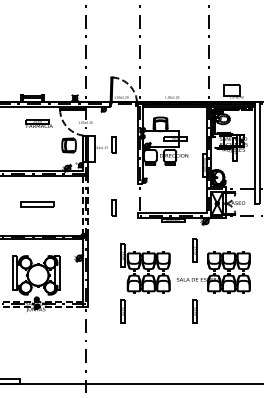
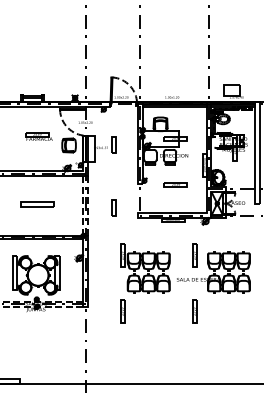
part position: (38, 123) -> (38, 136) (38, 136)
part: none -> present (175, 184)
part position: (194, 250) -> (194, 255) (194, 255)
